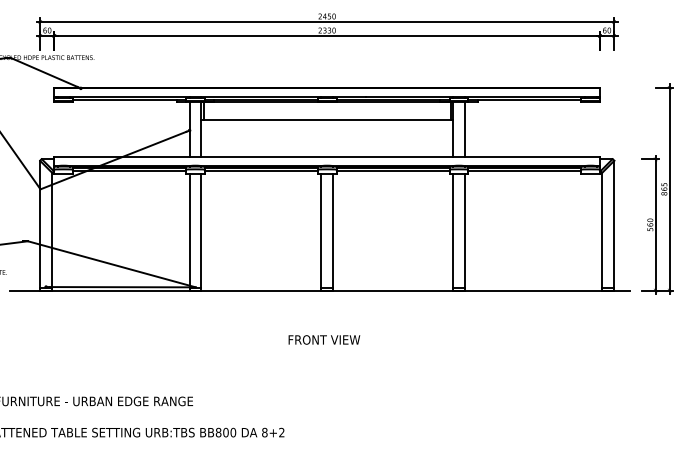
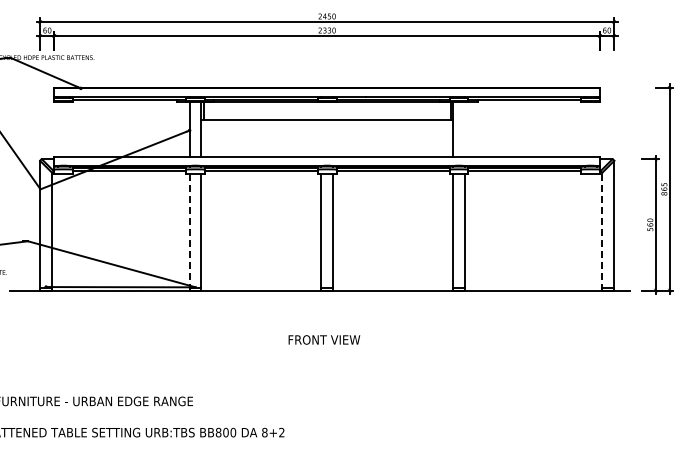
line: present -> none (464, 129)
line: solid -> dashed (602, 231)
line: solid -> dashed (189, 232)
